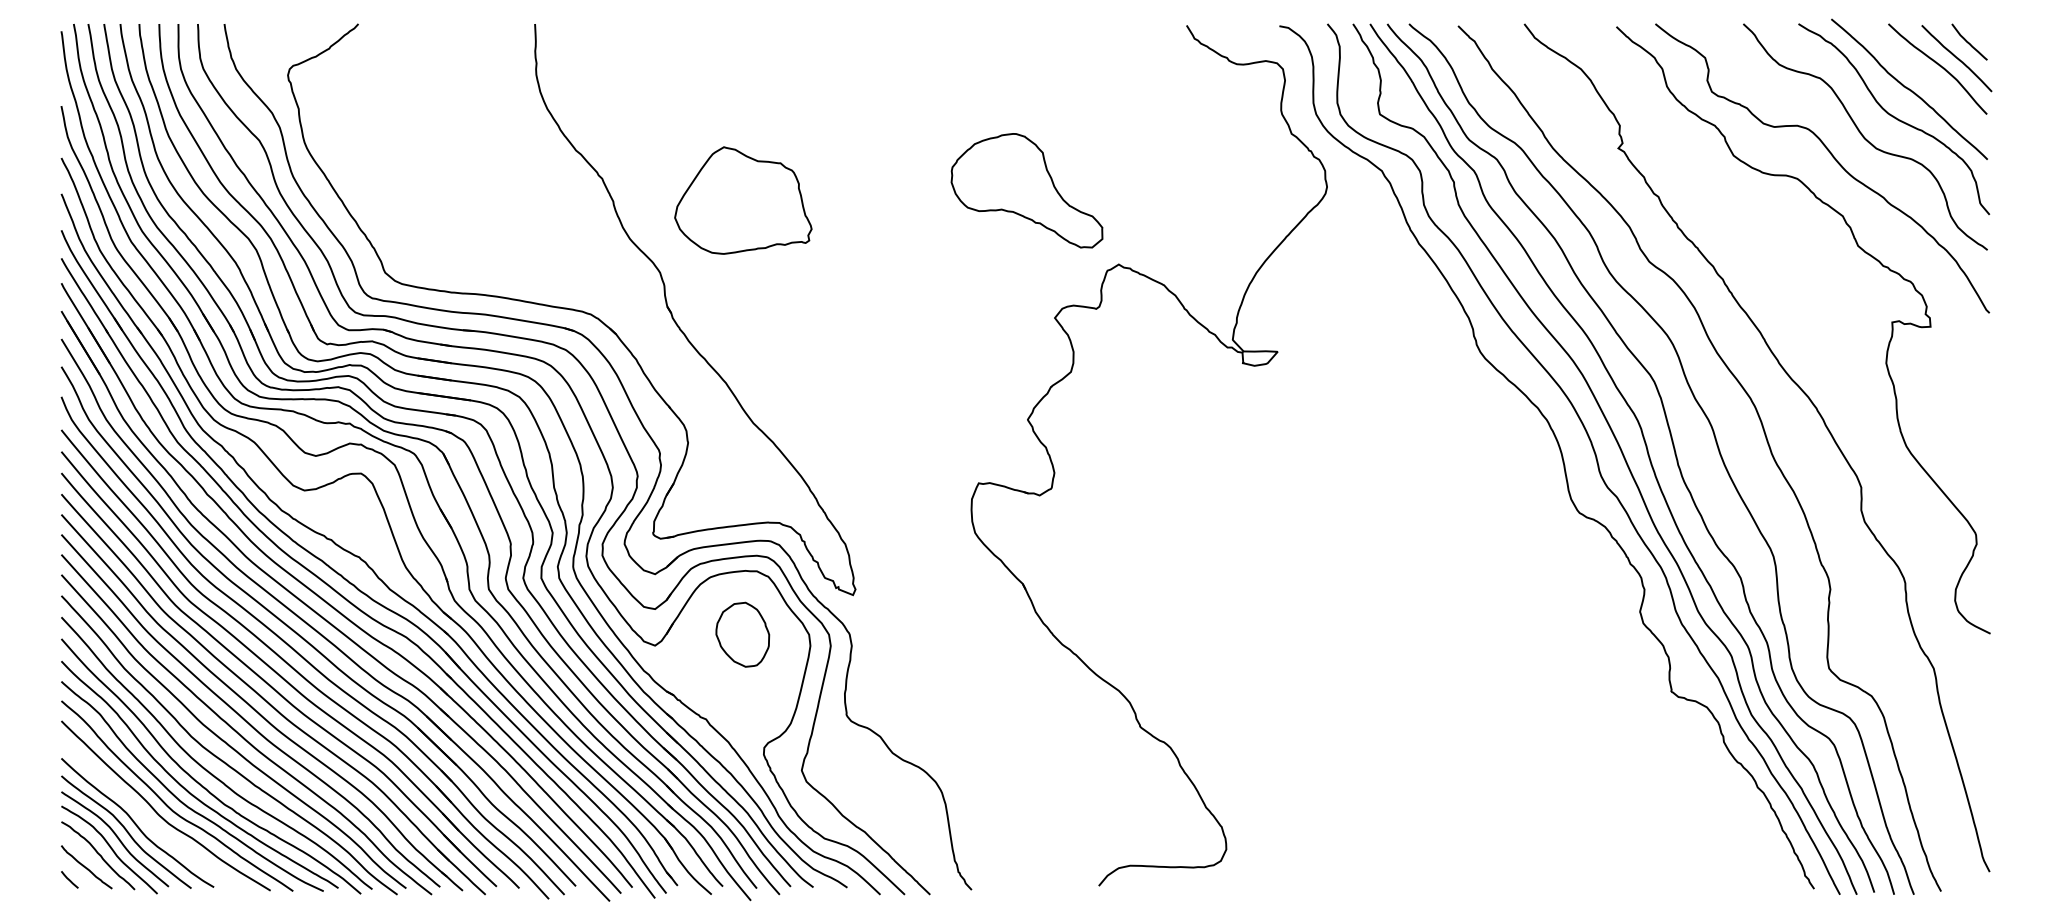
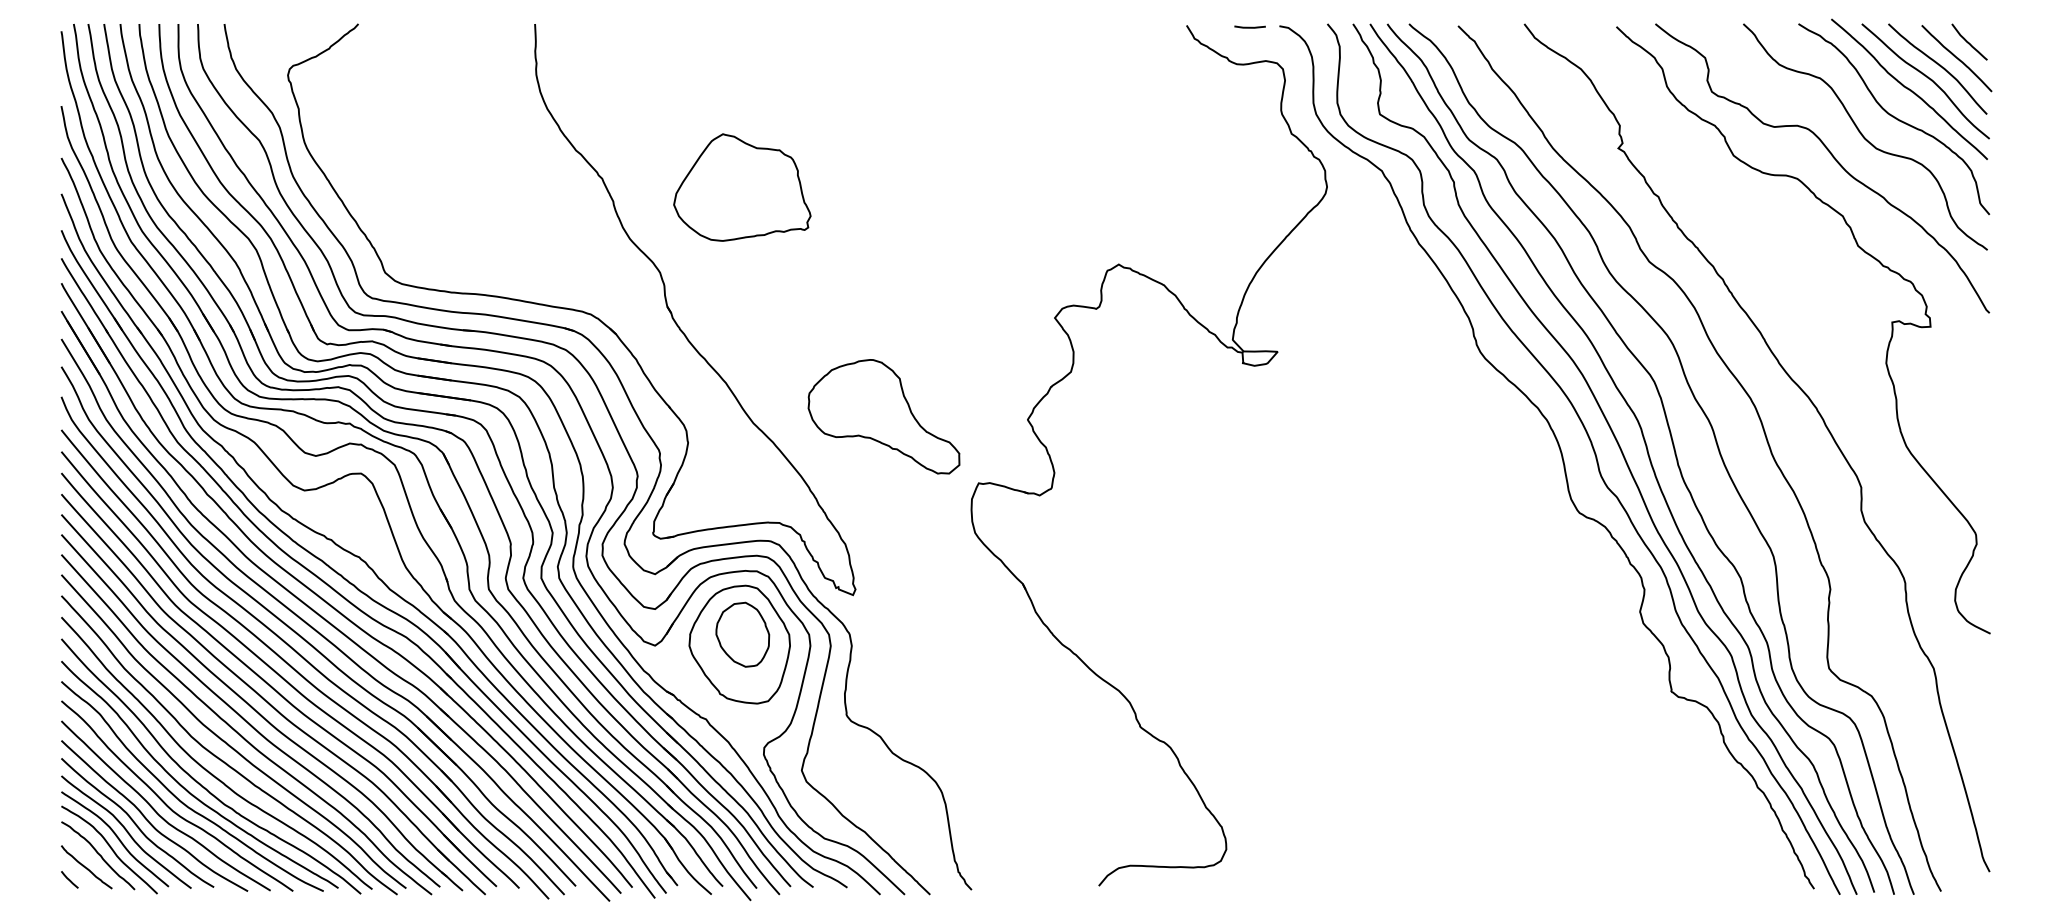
line: none -> present (1249, 26)
curve: none -> present (1927, 78)
part position: (1026, 190) -> (883, 416) (883, 416)
part position: (743, 200) -> (742, 187) (742, 187)
part: none -> present (739, 644)
curve: none -> present (148, 820)
